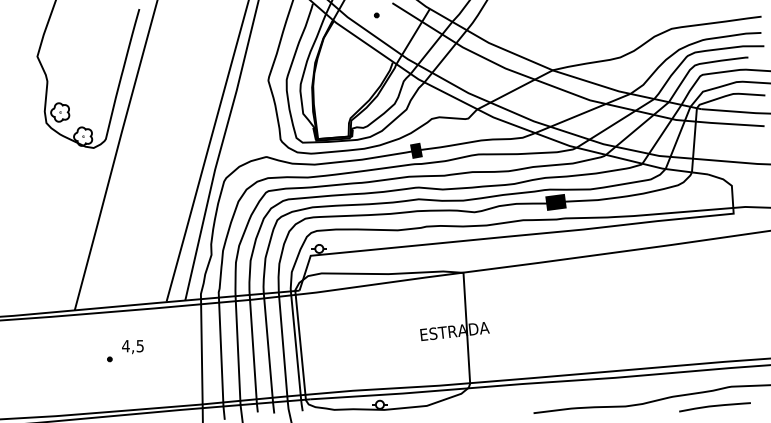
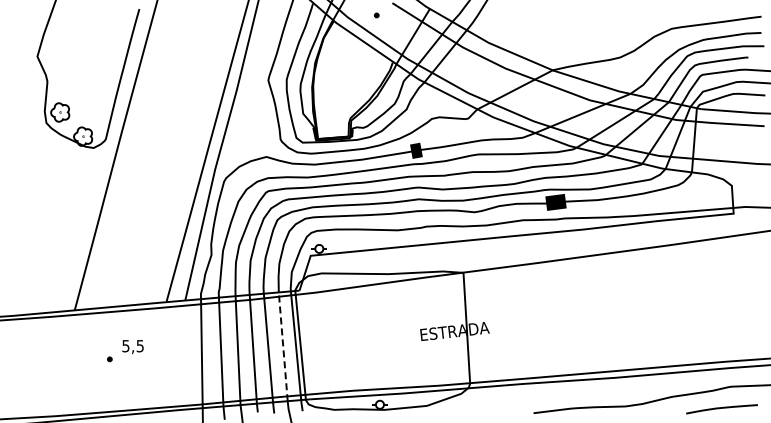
text: 4,5 -> 5,5 (125, 346)
line: solid -> dashed (283, 346)
curve position: (714, 406) -> (721, 408) (721, 408)
